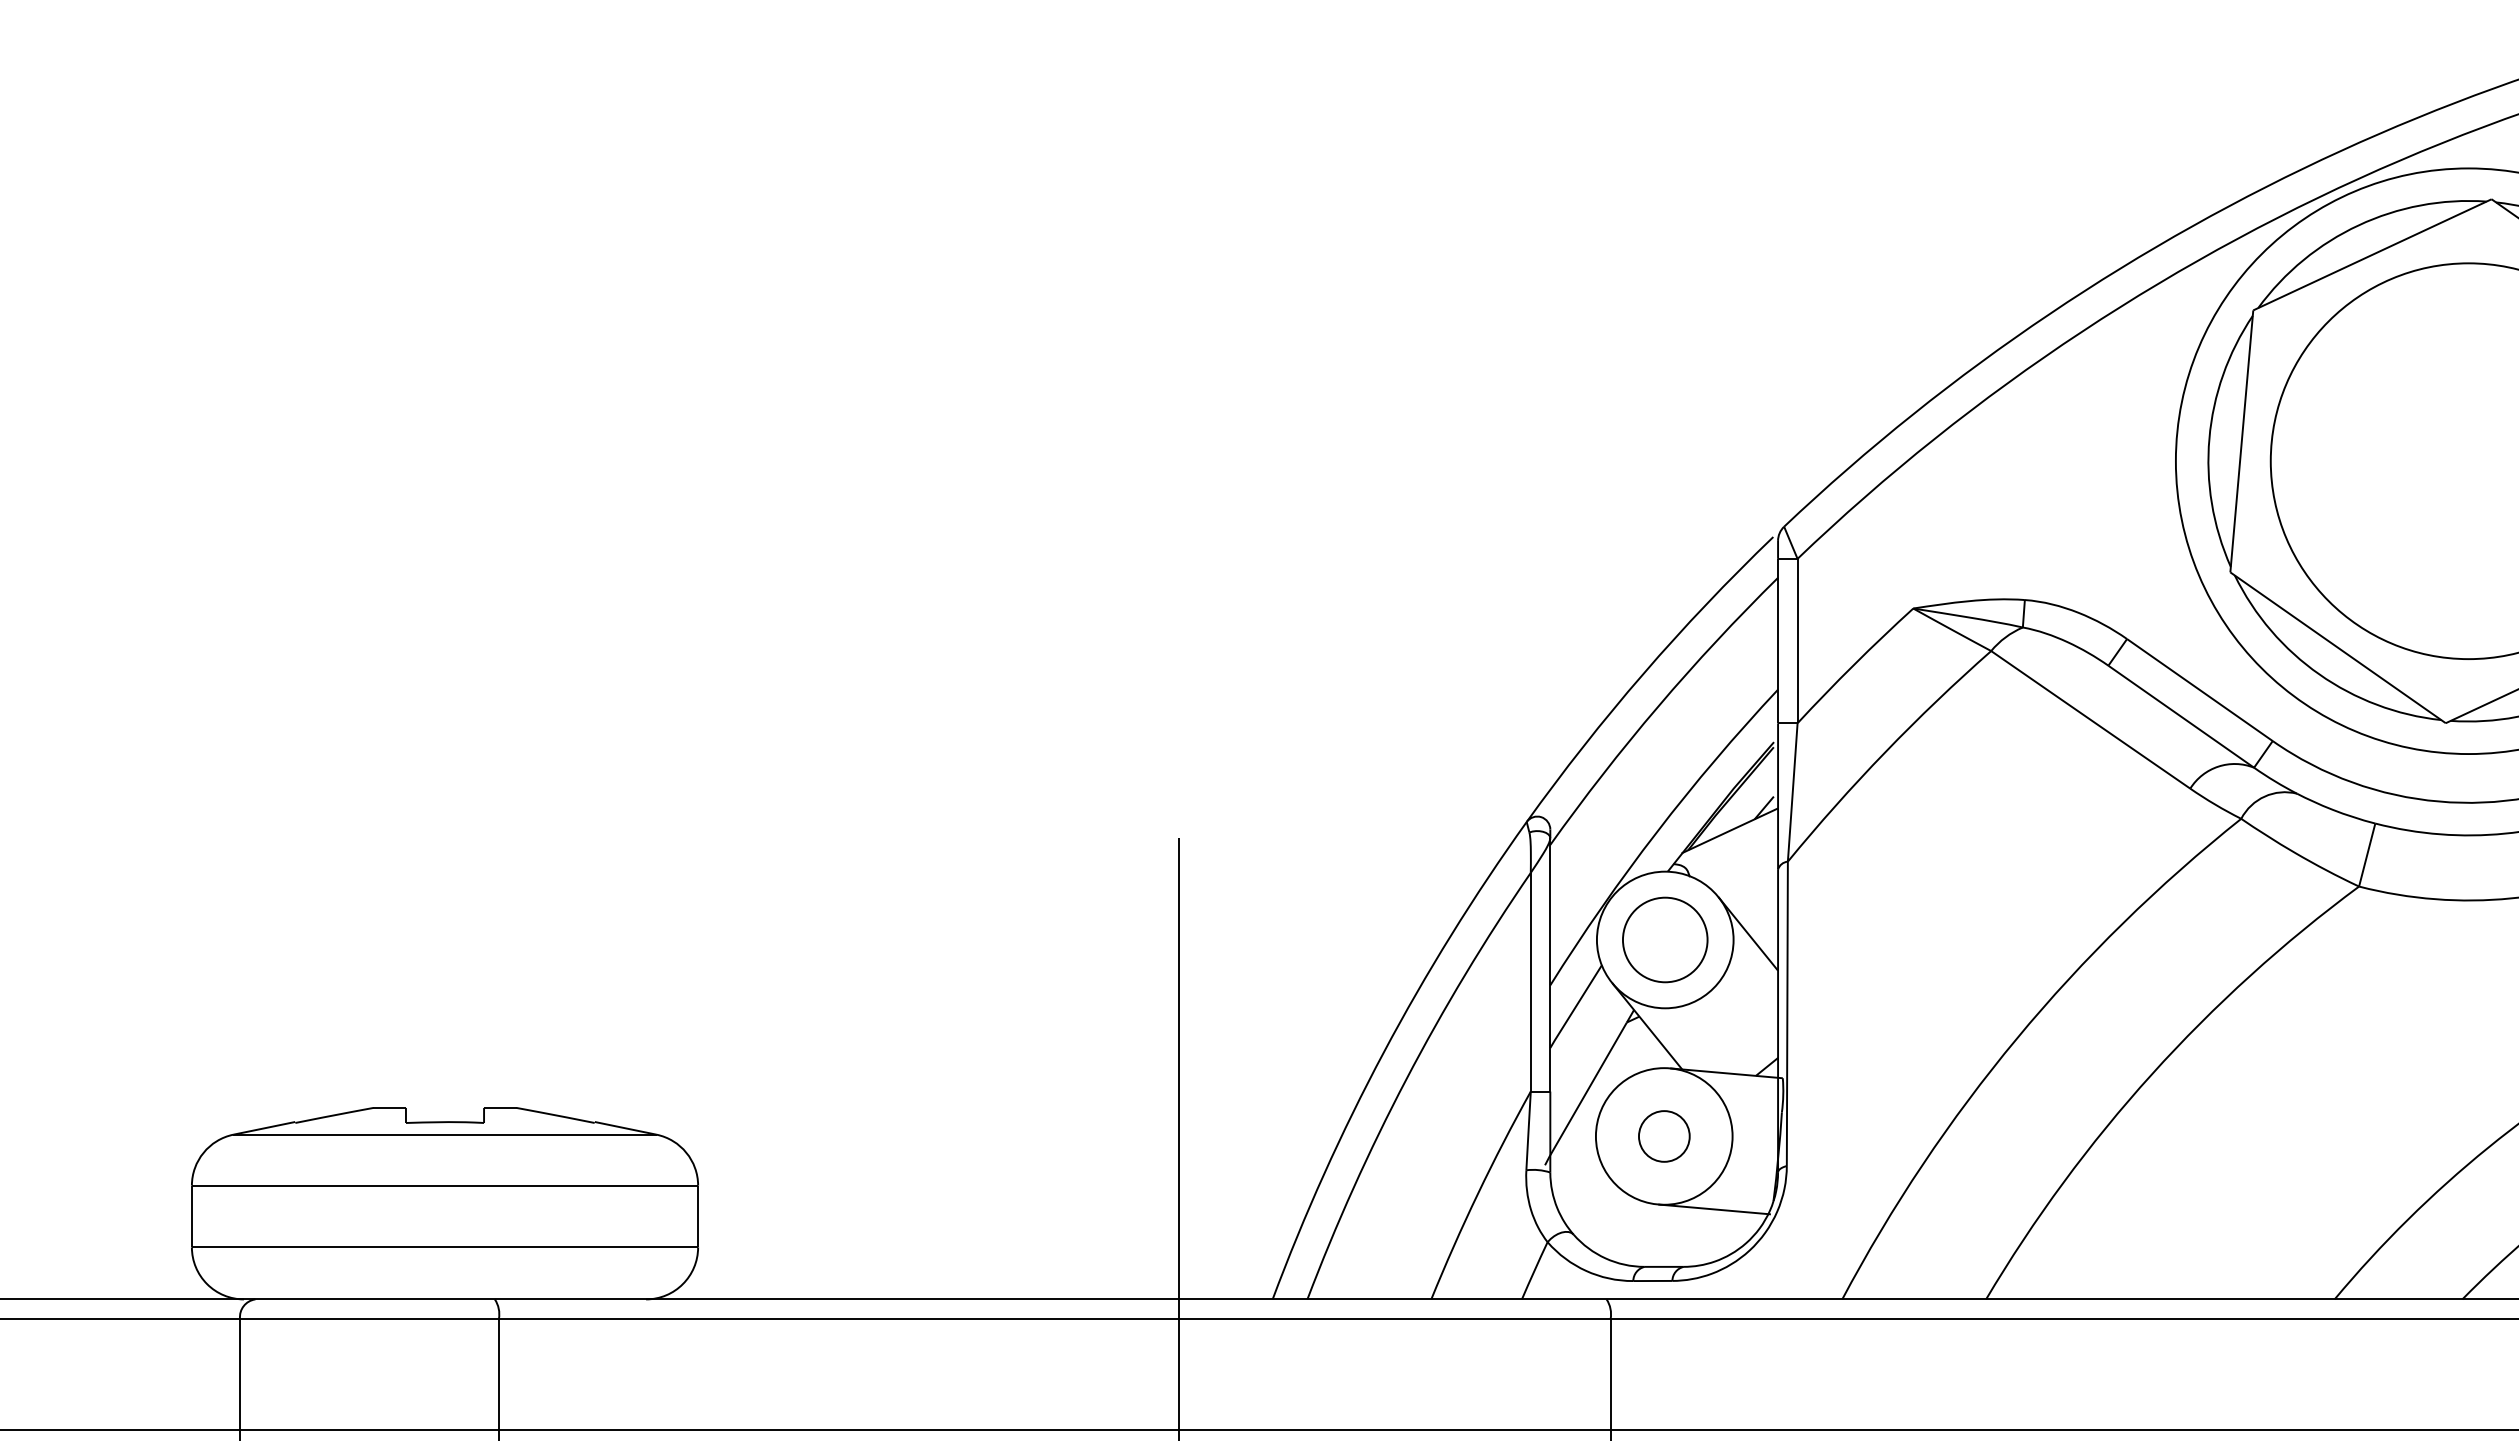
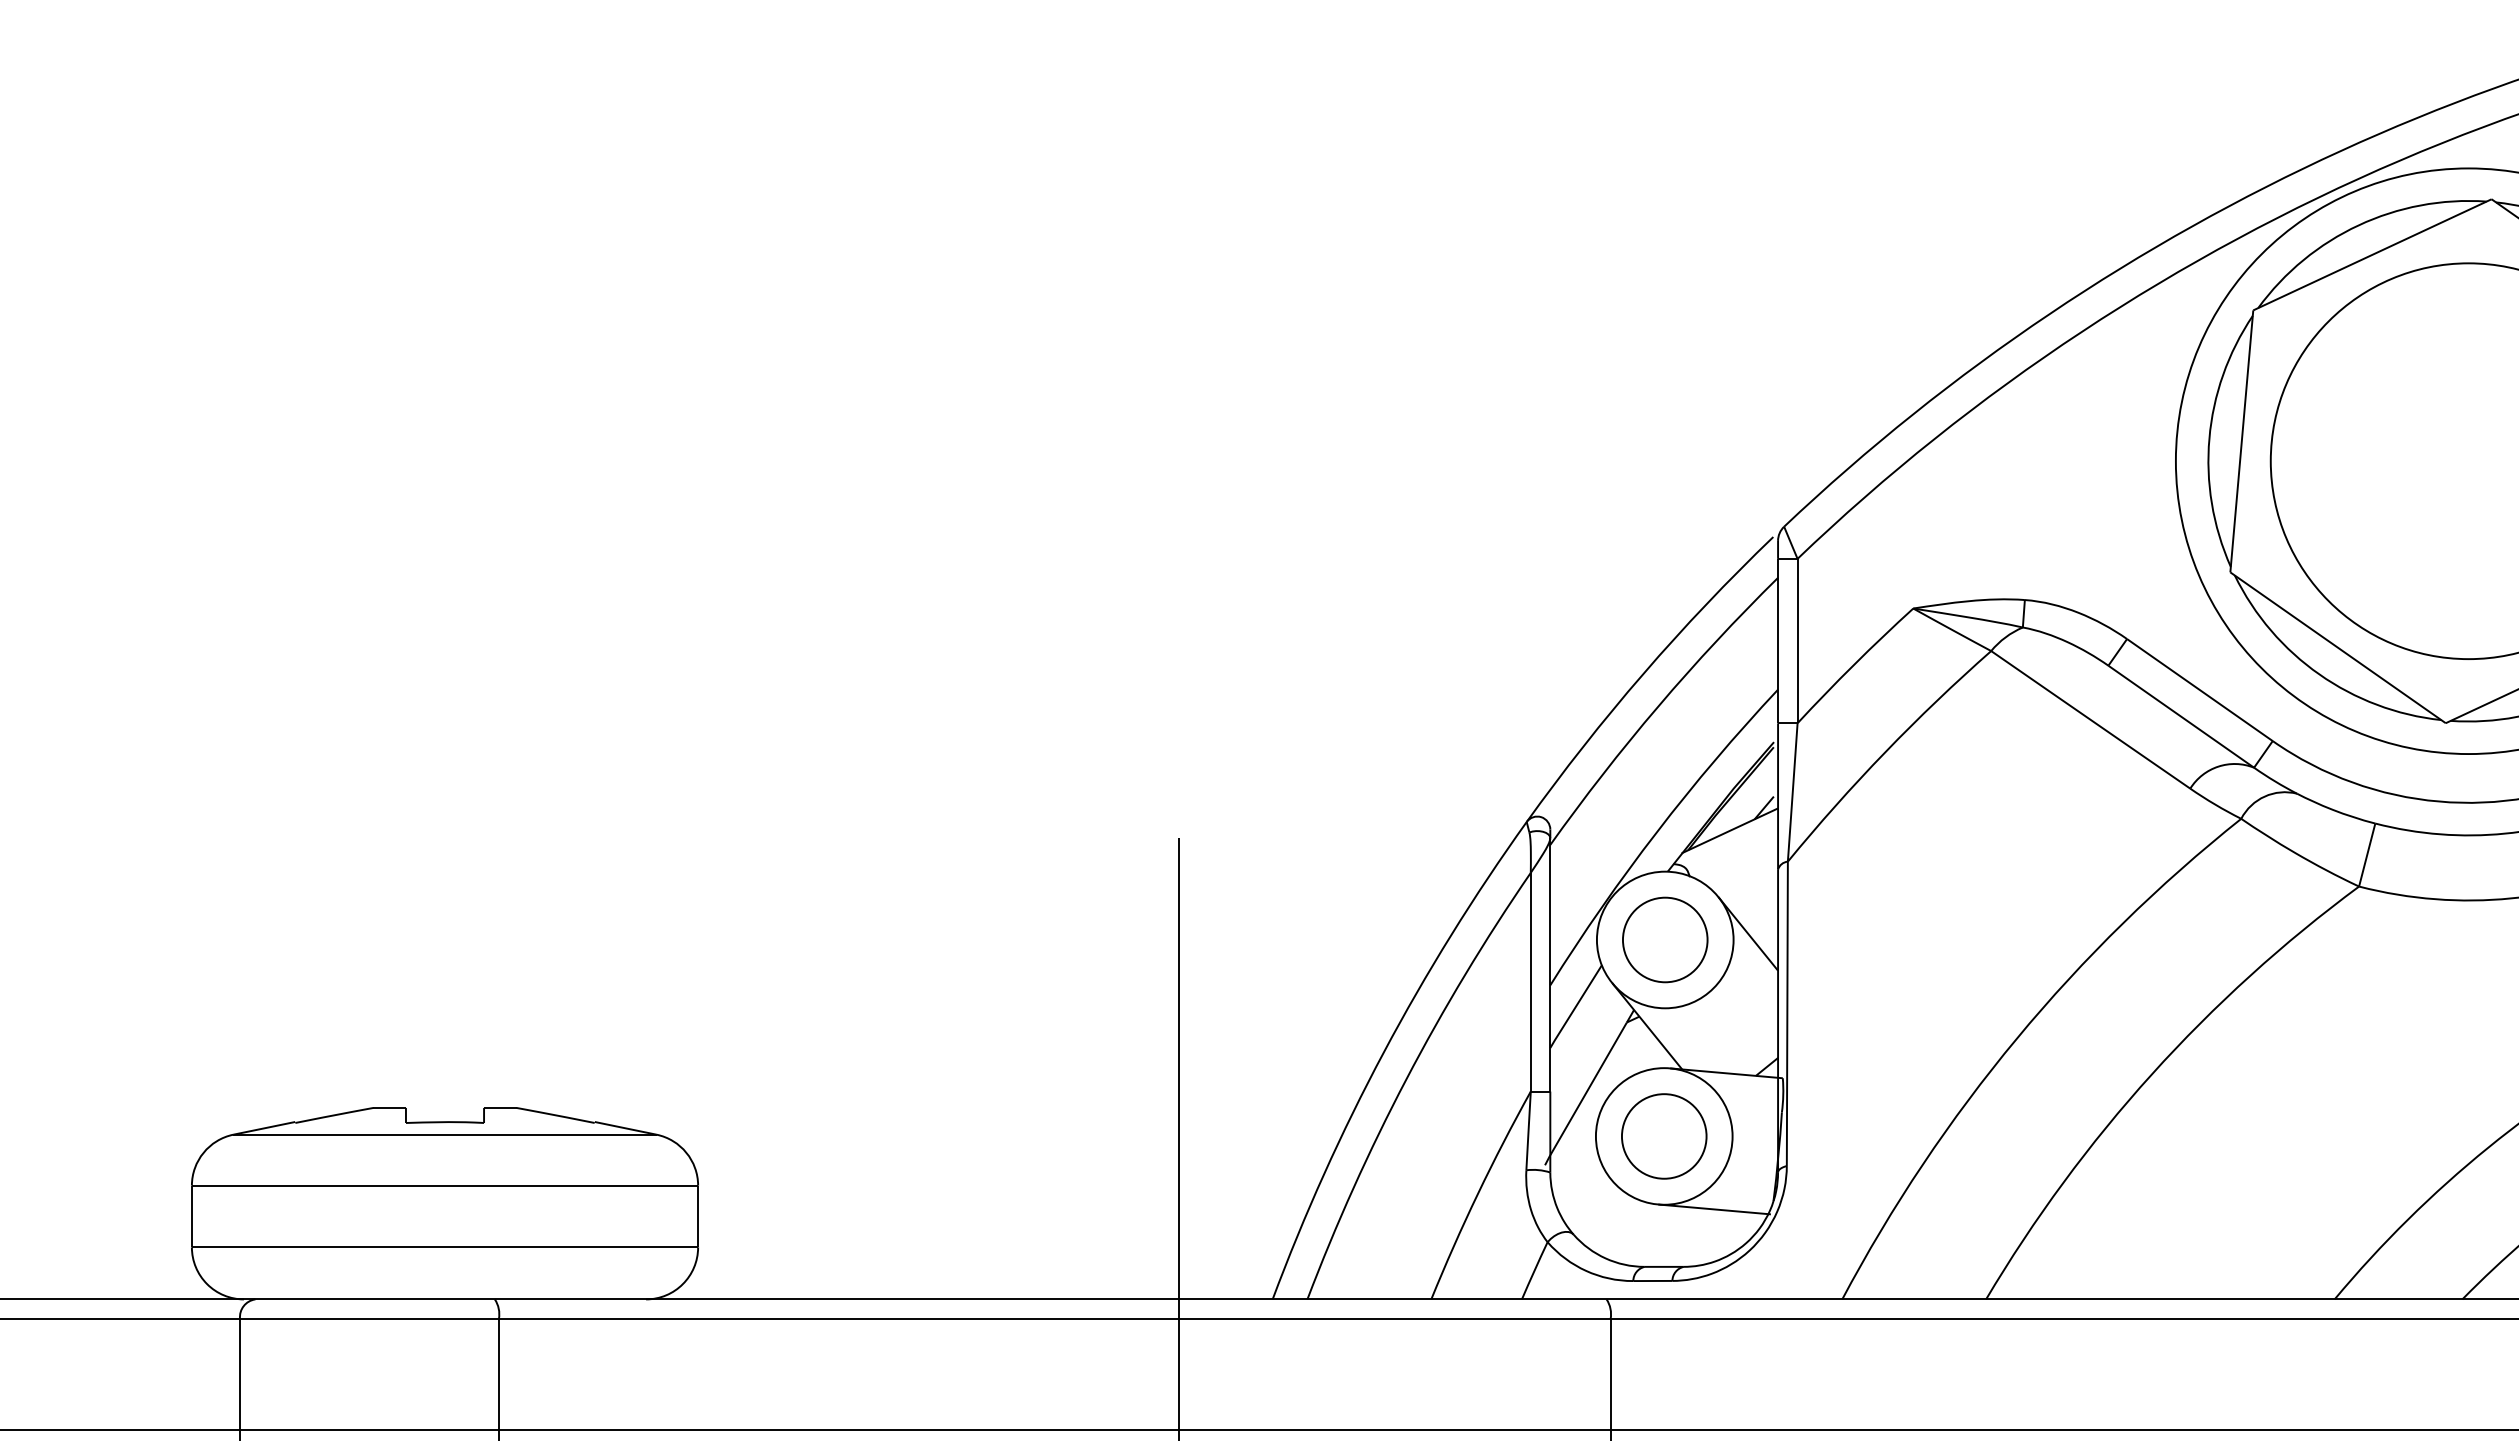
part size: 53x53 px -> 87x87 px (1664, 1136)
